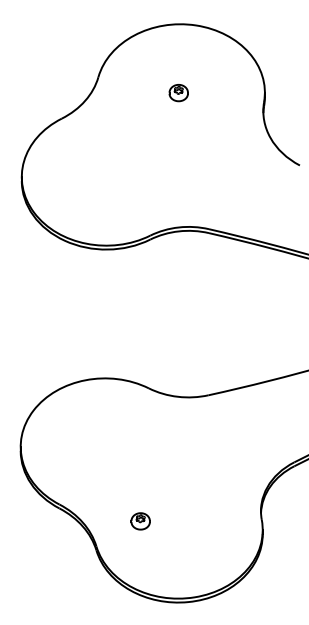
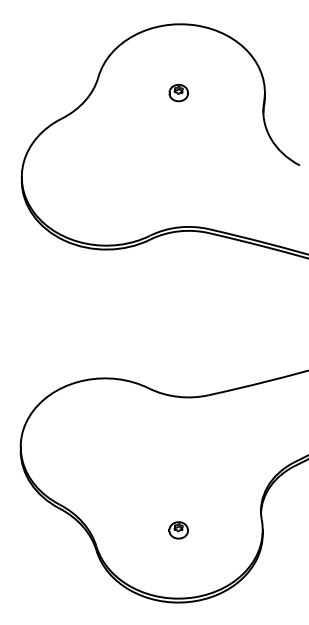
part position: (140, 521) -> (178, 530) (178, 530)
